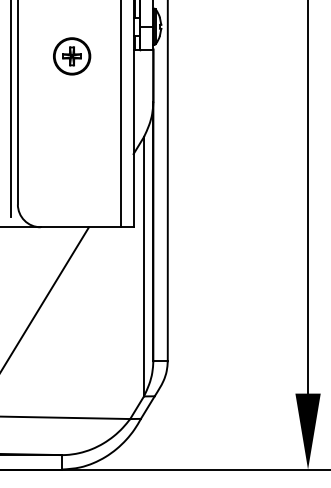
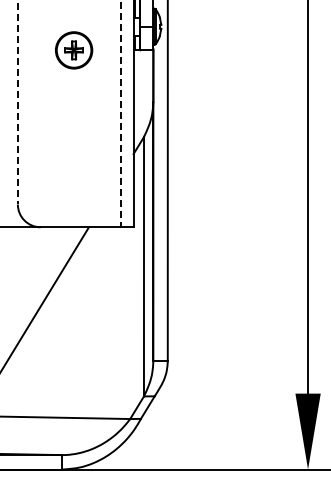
part position: (72, 56) -> (74, 50) (74, 50)
line: solid -> dashed (17, 102)
line: present -> none (10, 109)
line: solid -> dashed (121, 114)
